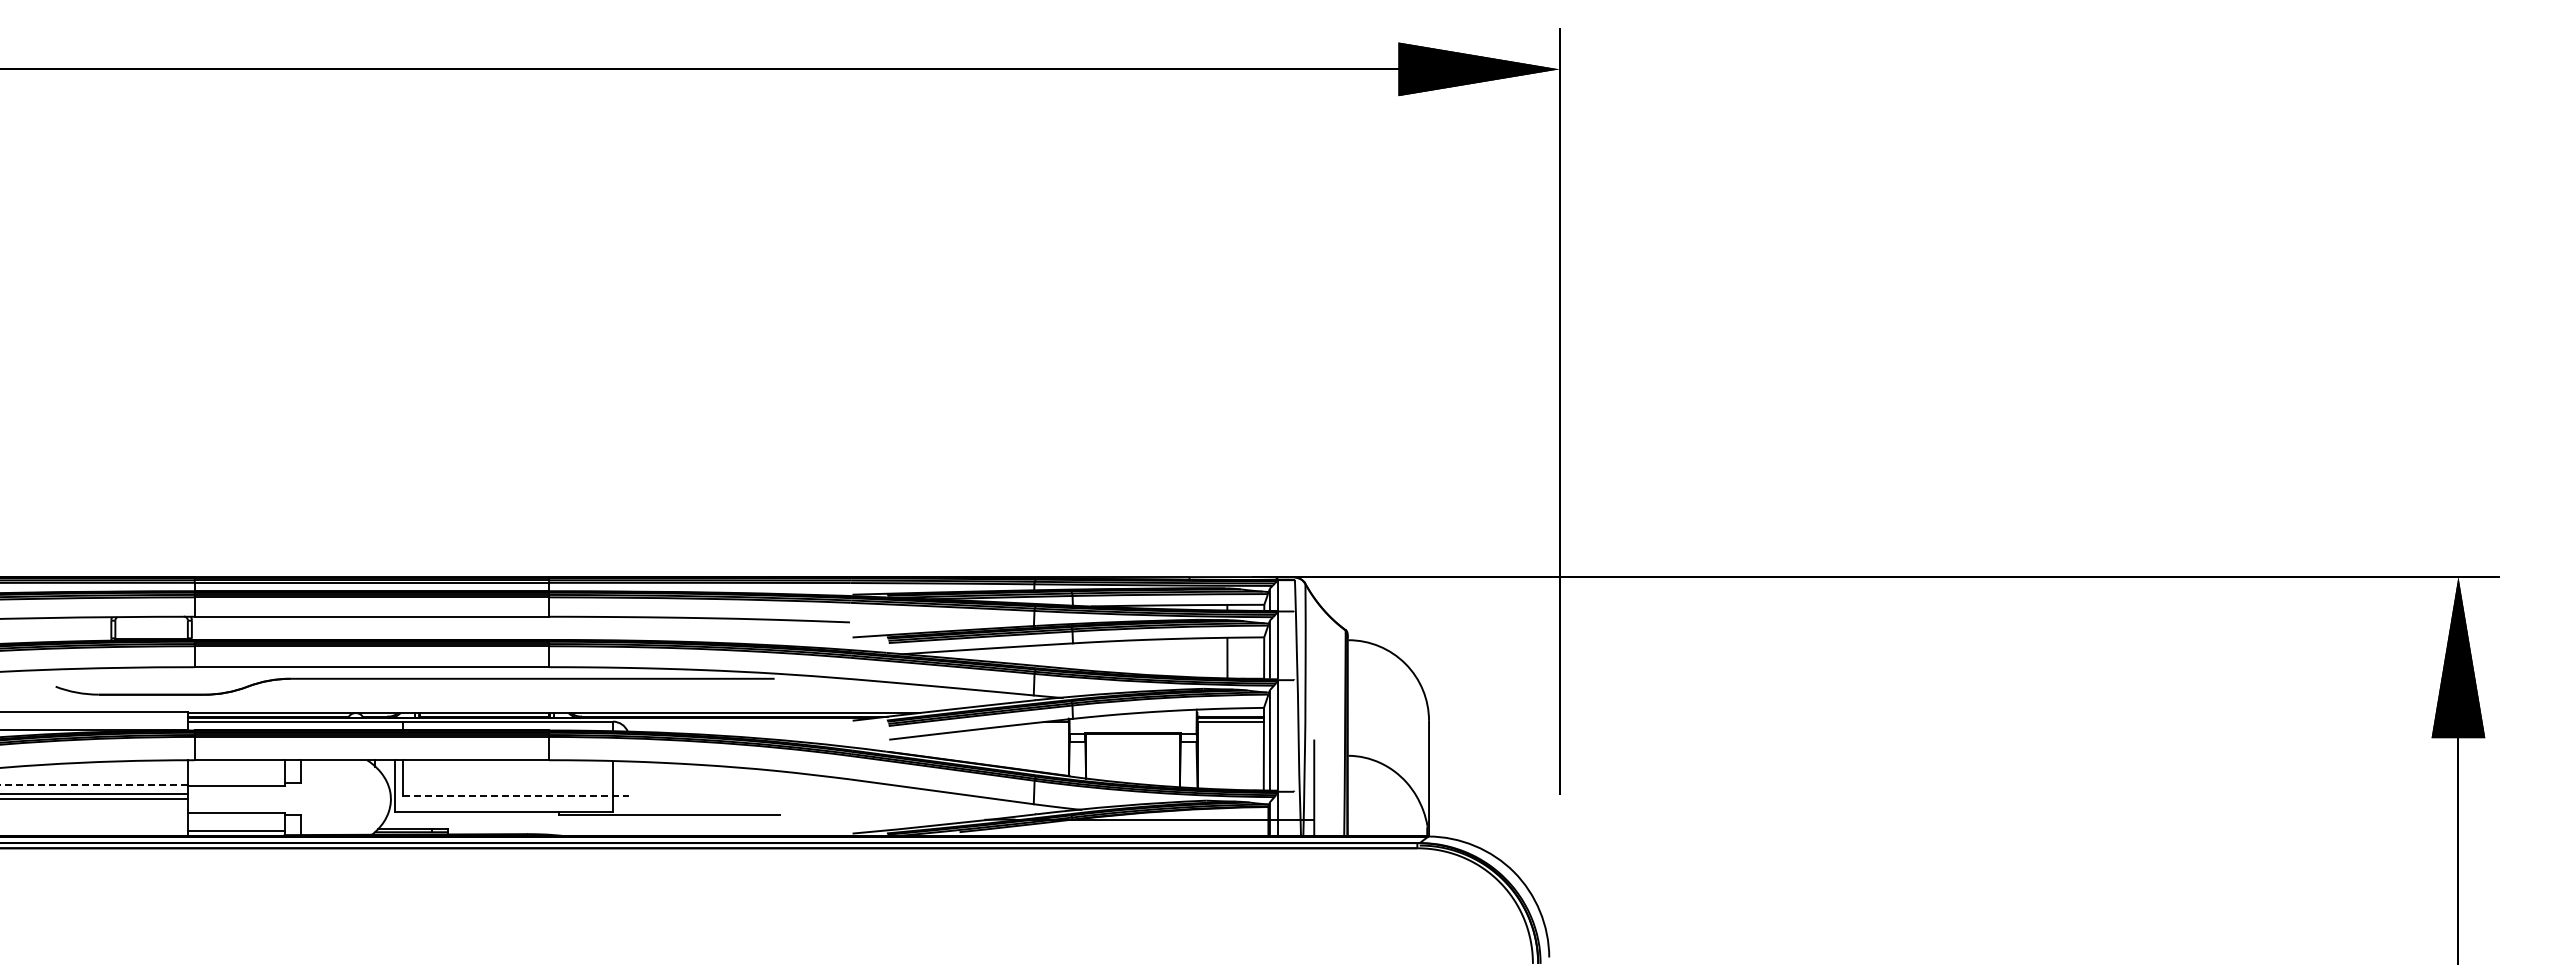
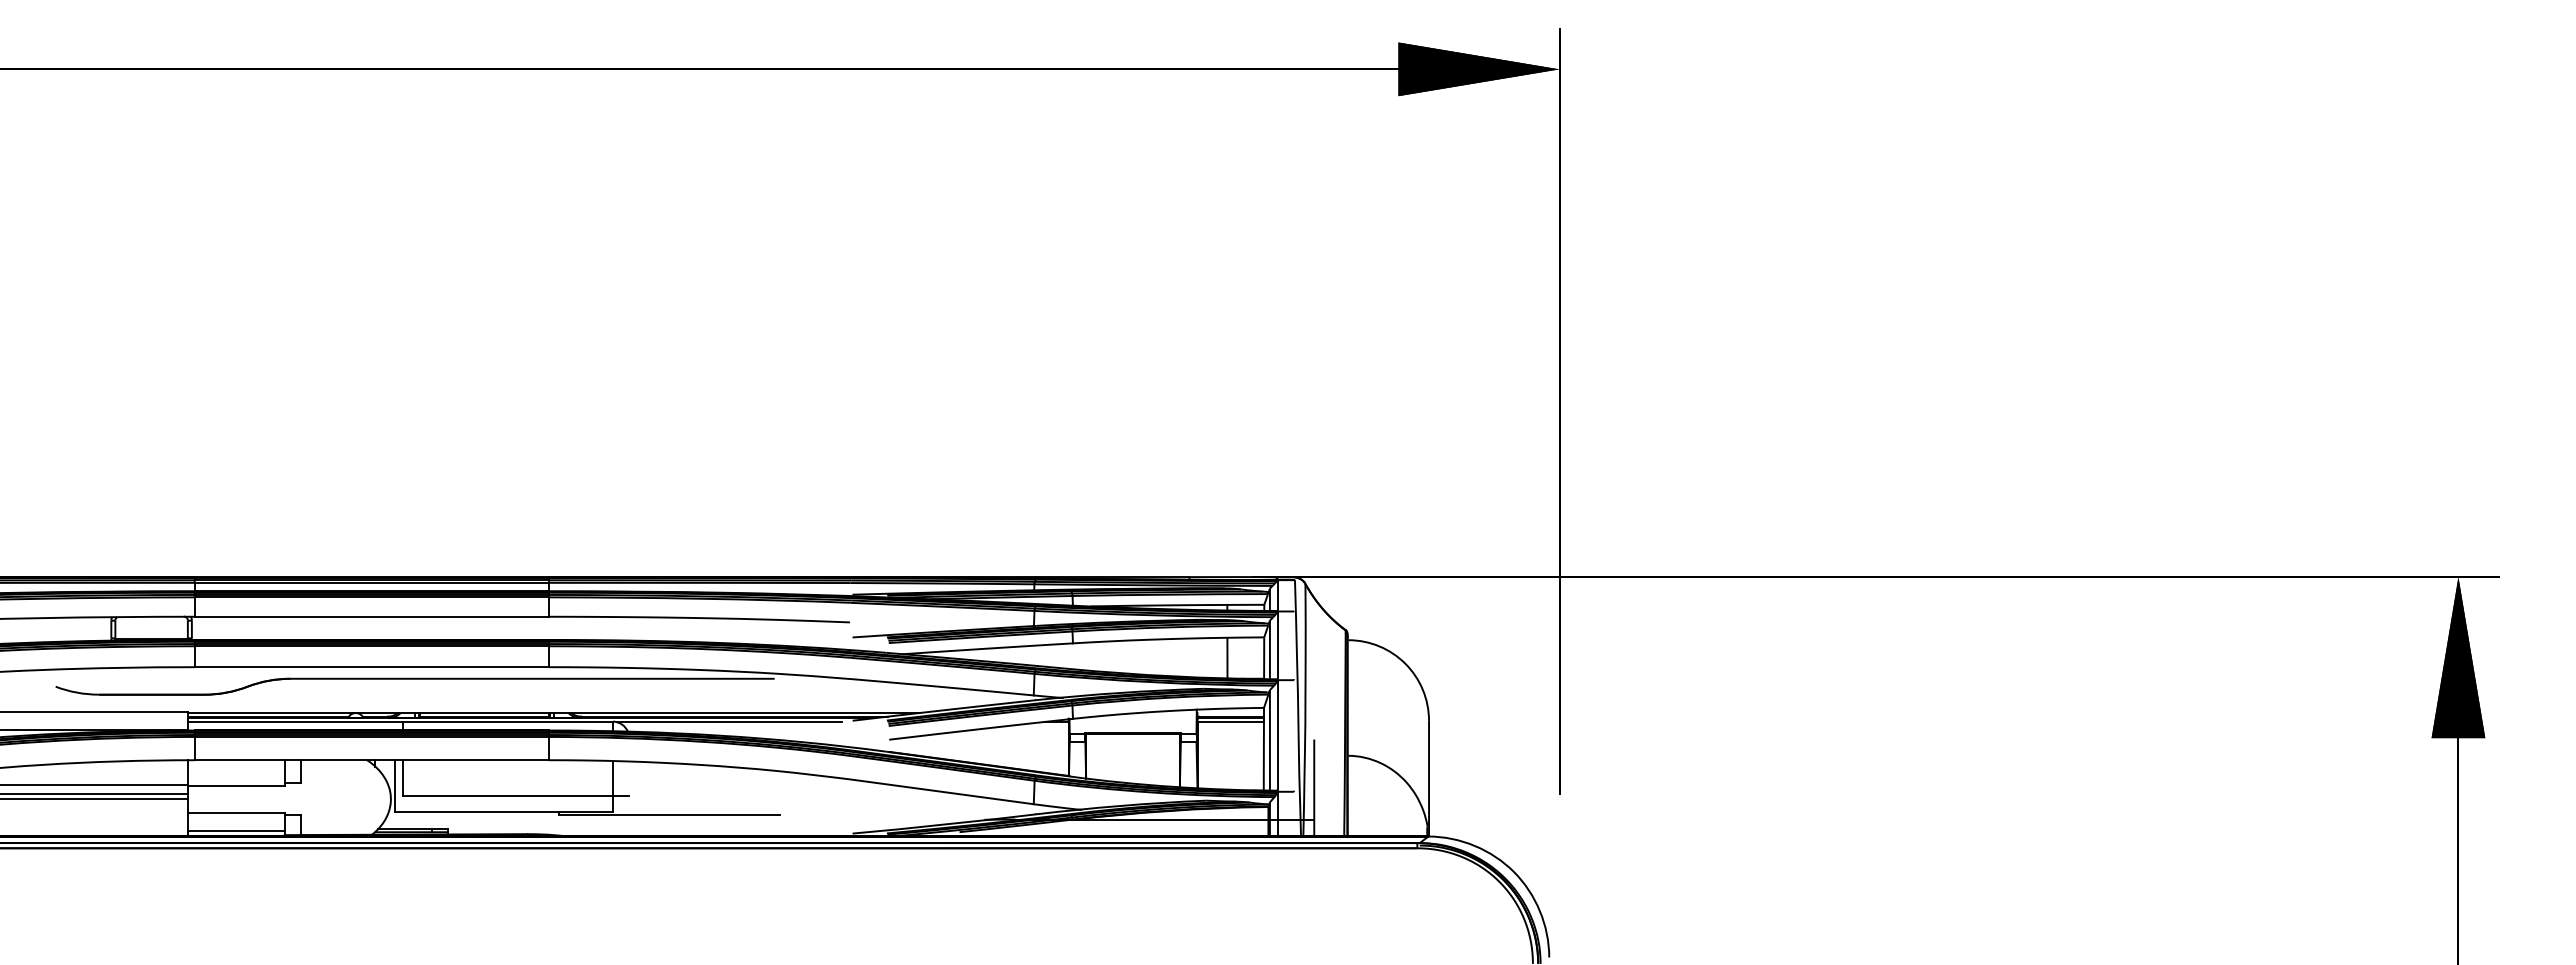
line: none -> present (729, 722)
line: dashed -> solid (94, 785)
line: dashed -> solid (516, 796)
